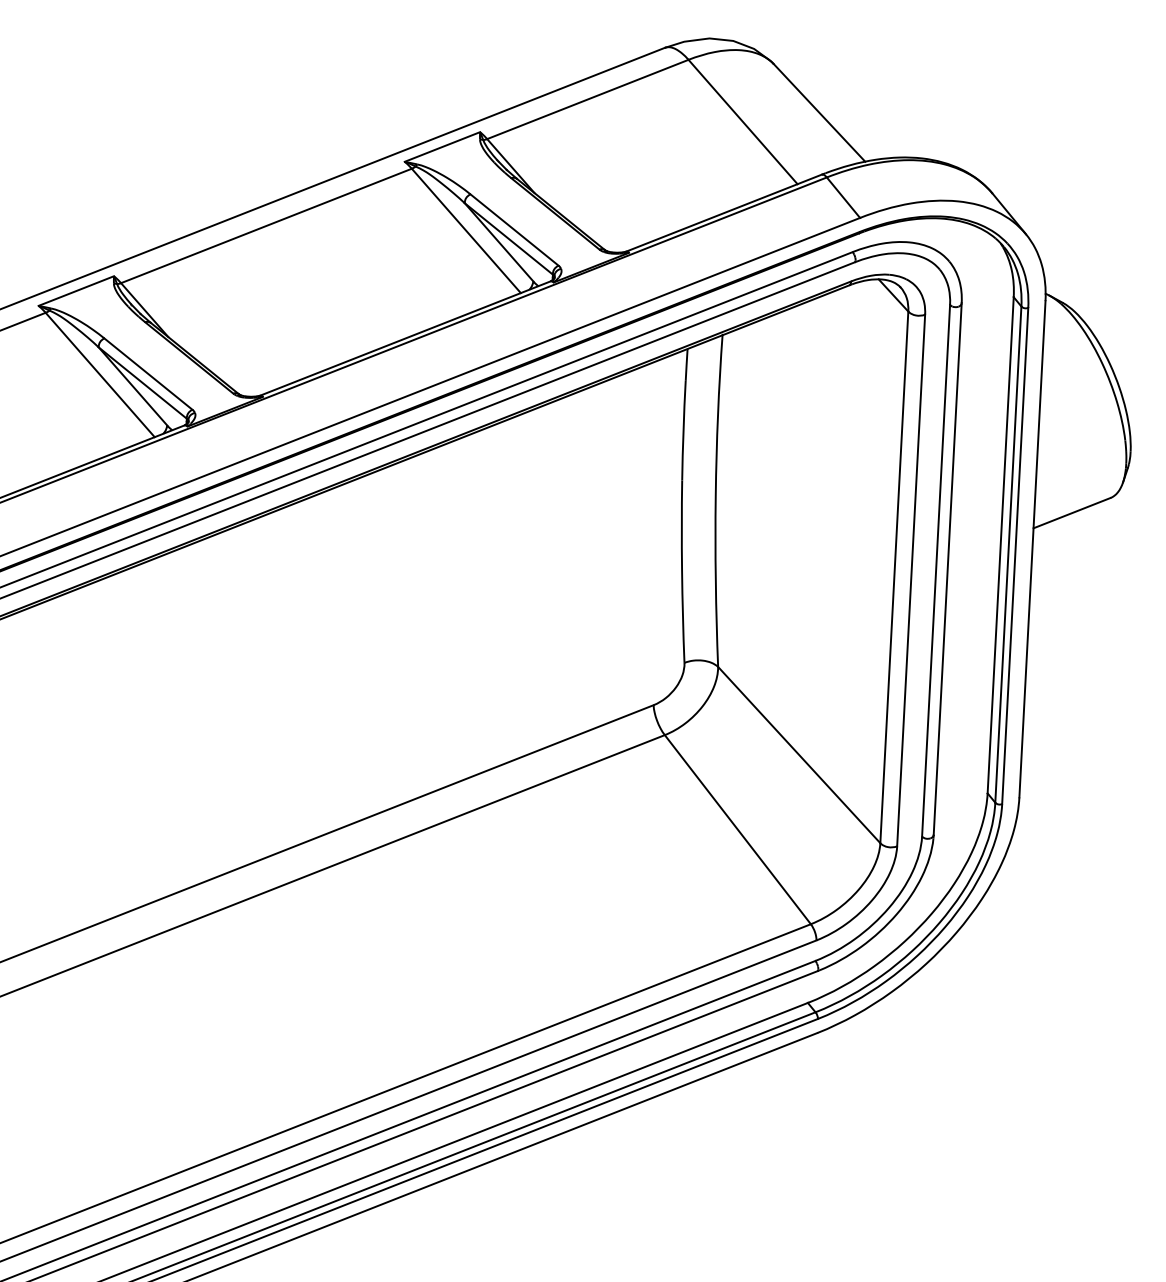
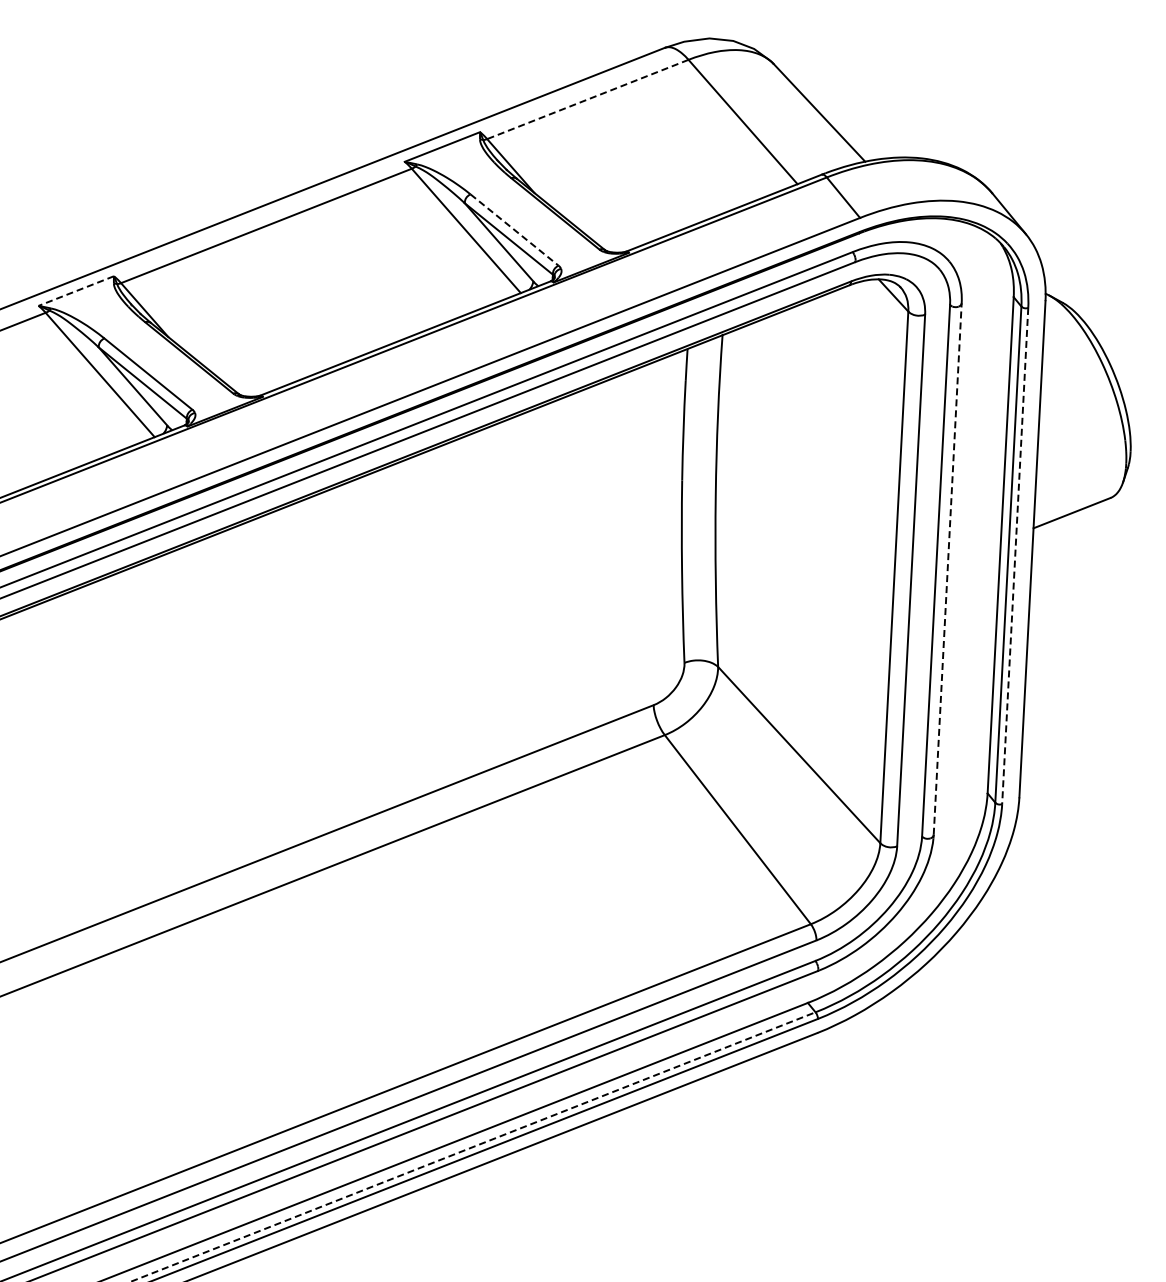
line: solid -> dashed (587, 99)
line: solid -> dashed (514, 230)
line: solid -> dashed (75, 291)
line: solid -> dashed (1015, 556)
line: solid -> dashed (947, 568)
line: solid -> dashed (473, 1147)
